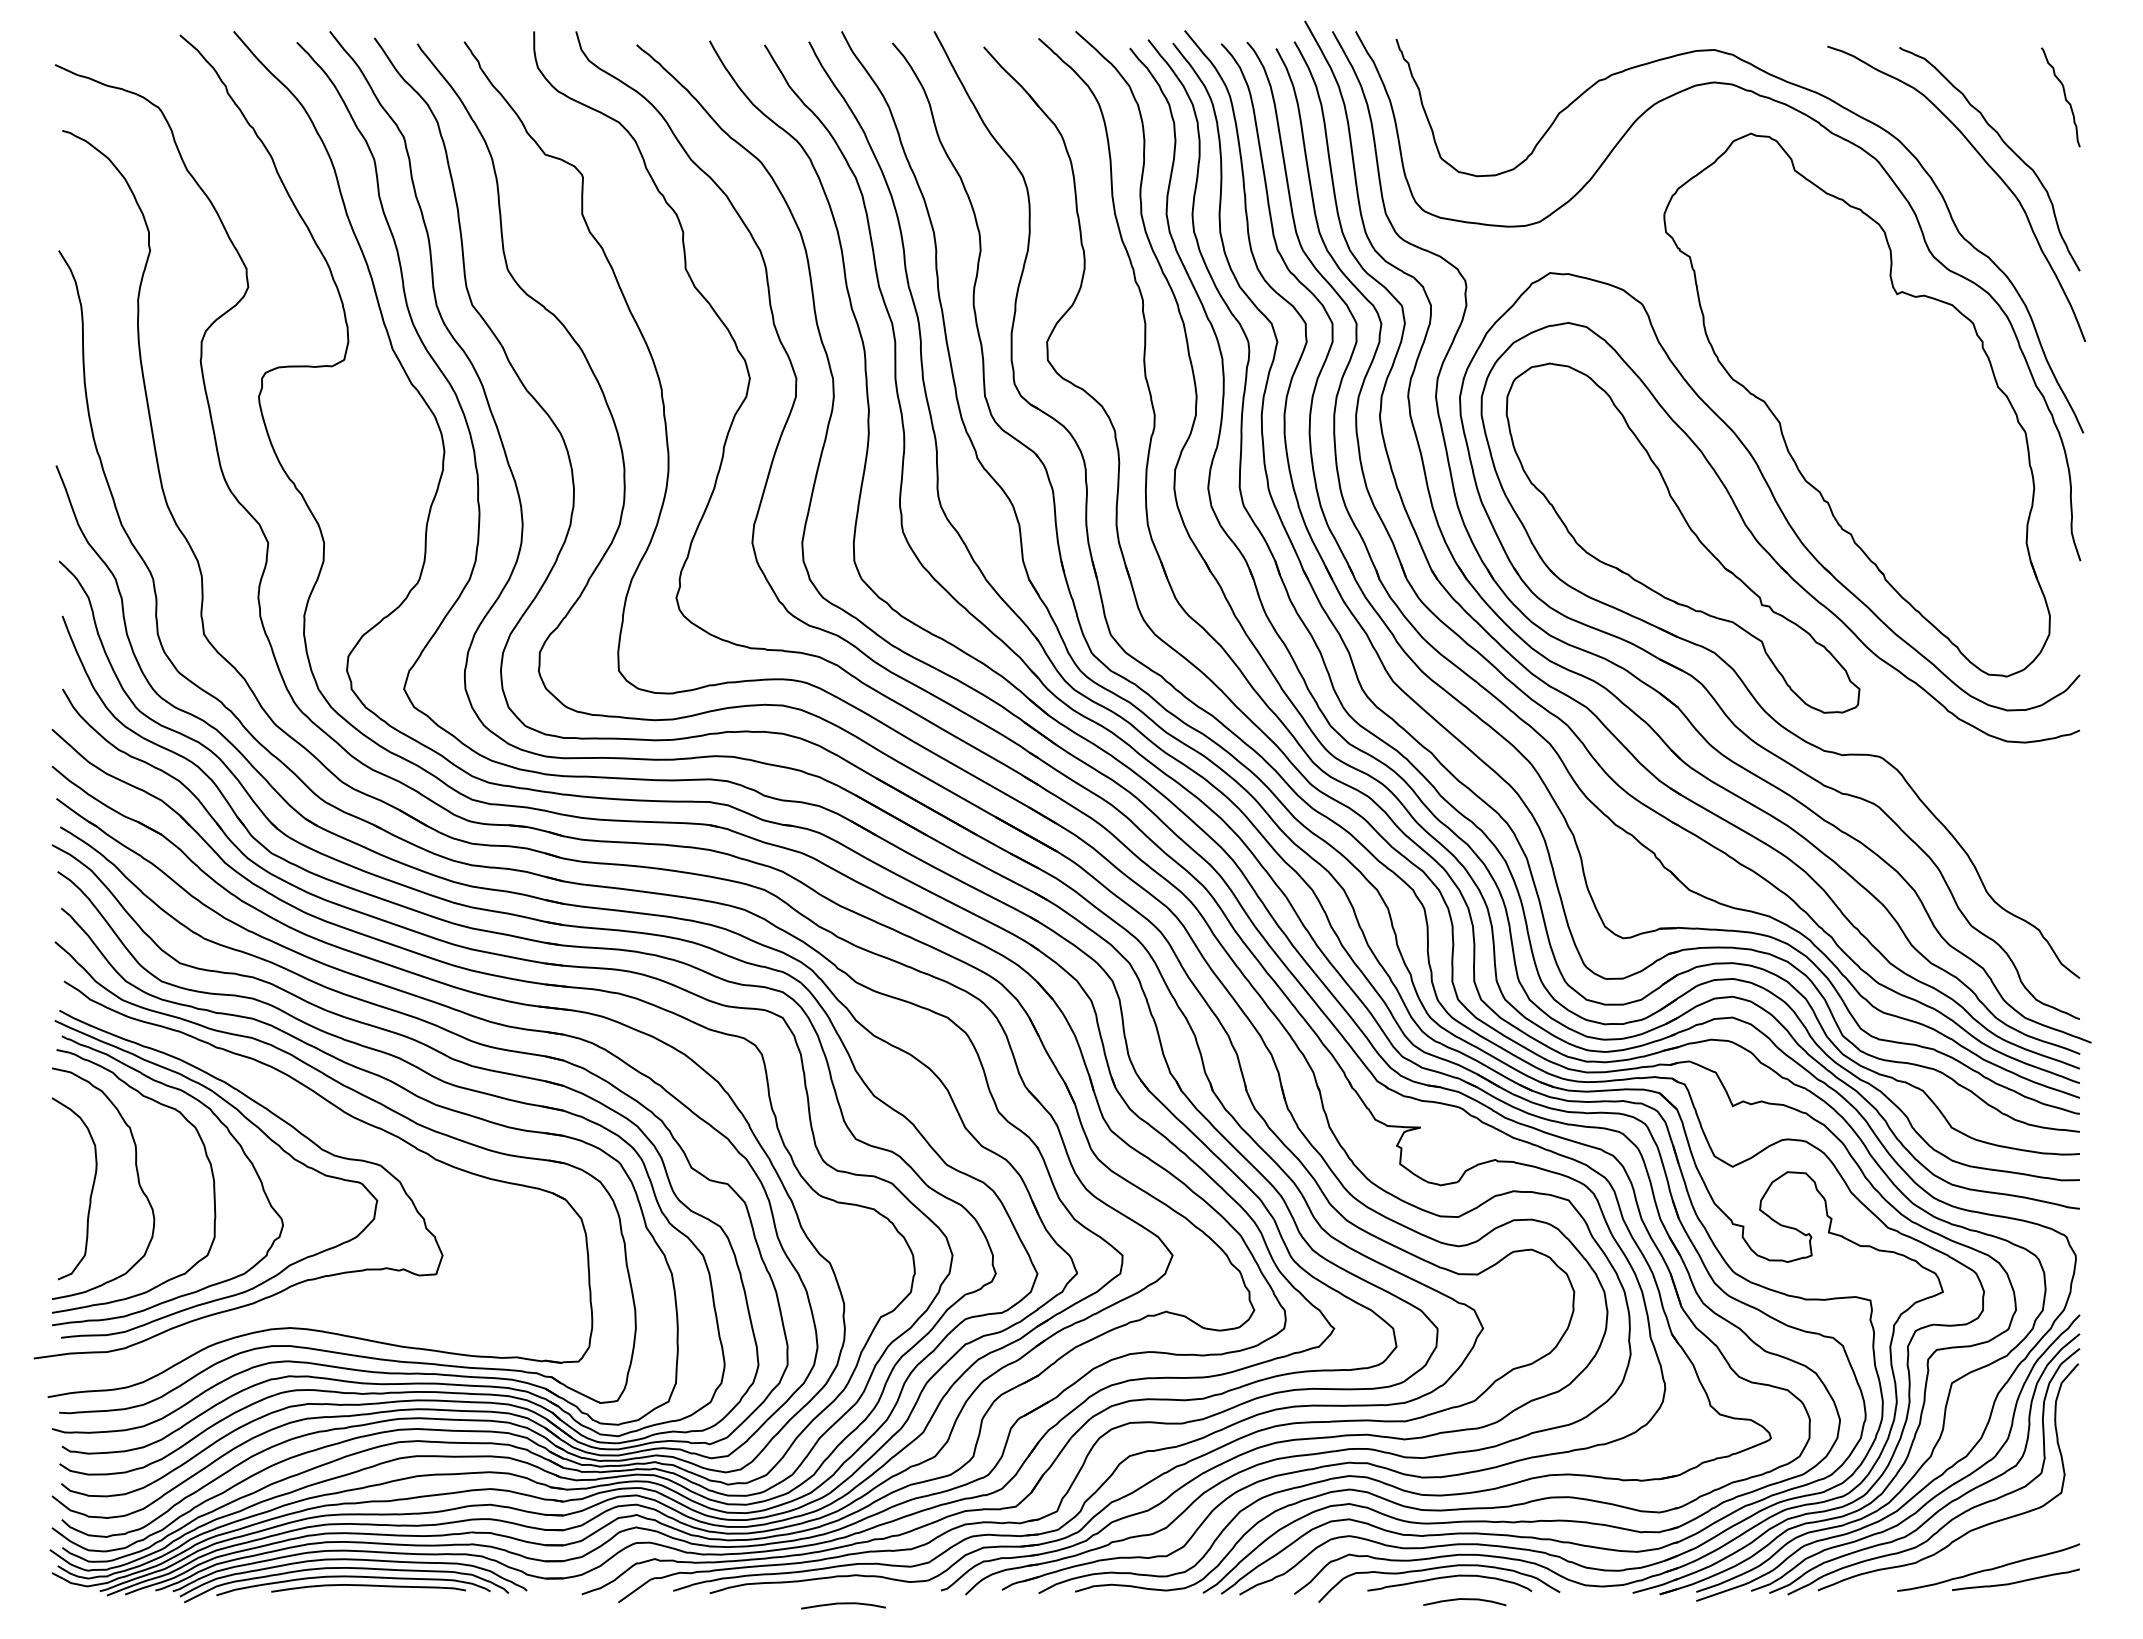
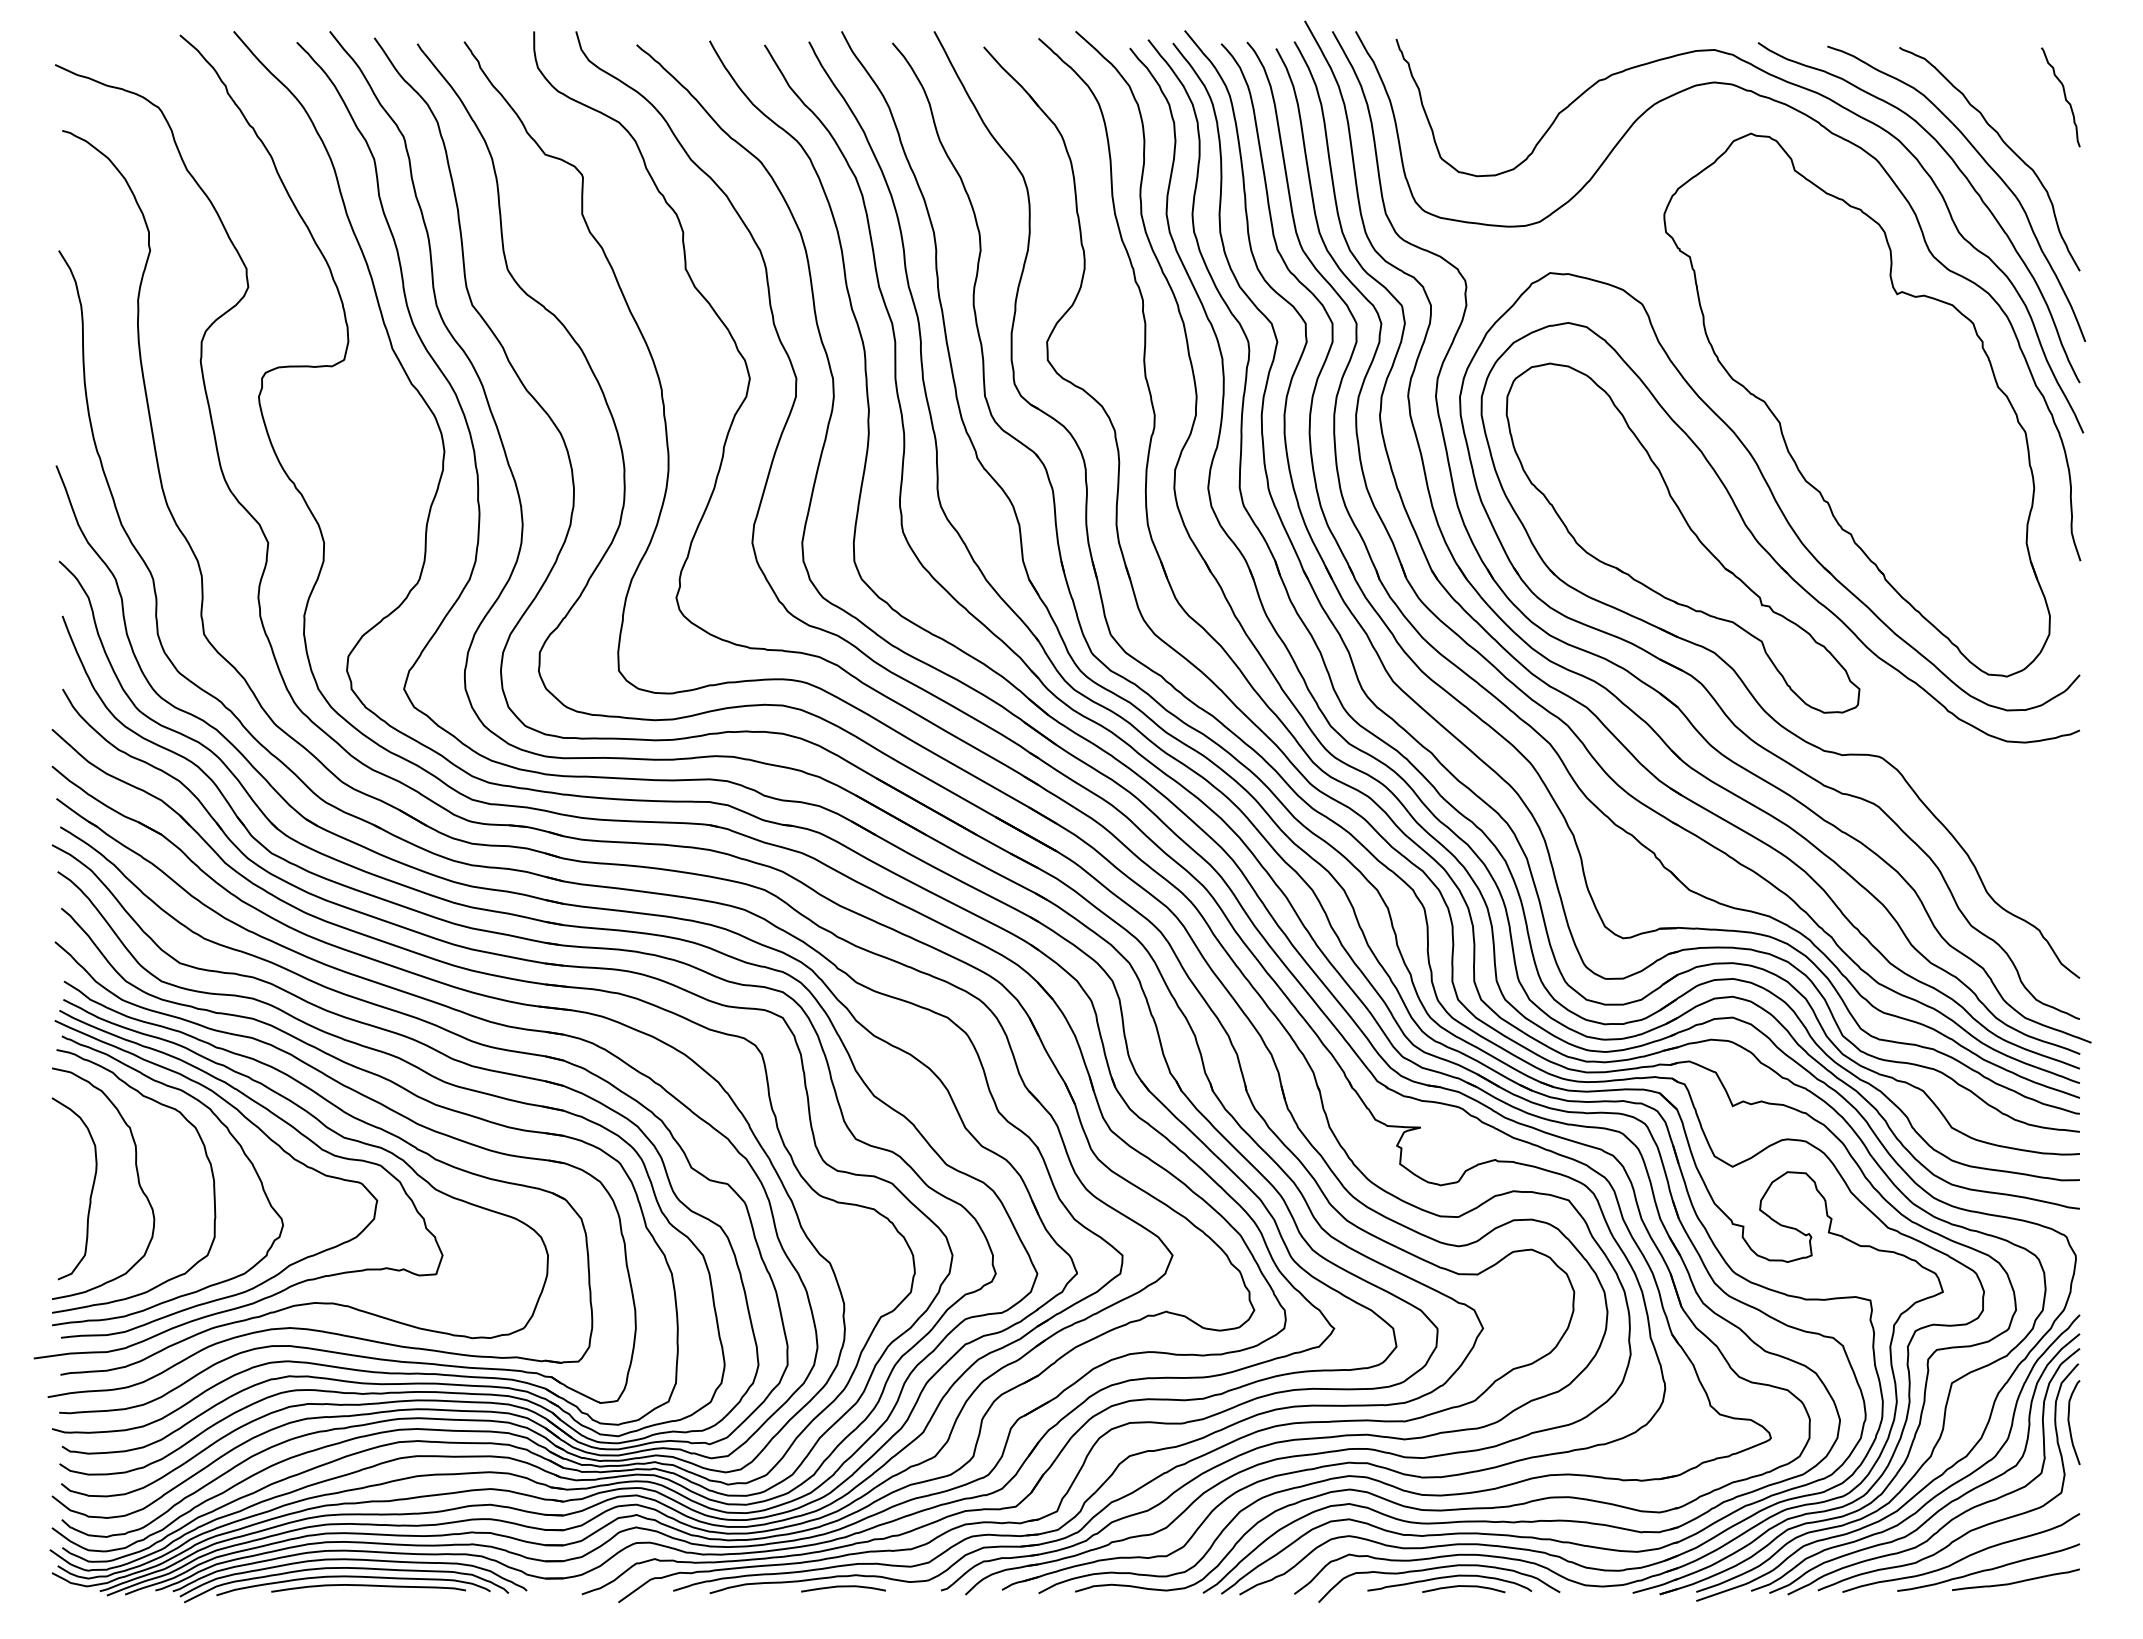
curve: none -> present (1967, 181)
curve: none -> present (336, 1134)
curve: none -> present (2069, 1422)
curve: none -> present (1963, 1557)
curve position: (1466, 1600) -> (1465, 1587) (1465, 1587)
curve position: (843, 1604) -> (843, 1587) (843, 1587)
